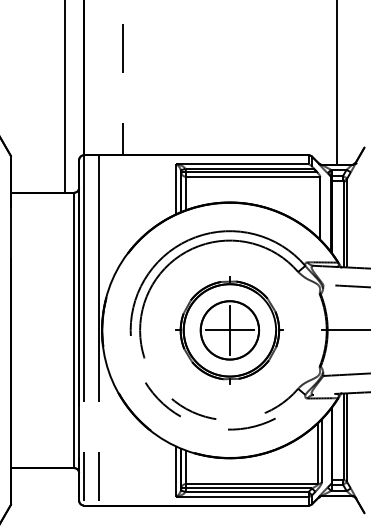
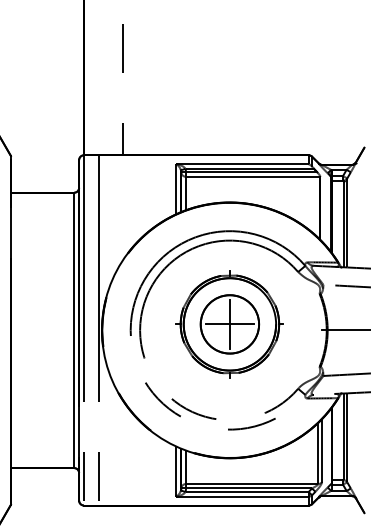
line: present -> none (336, 83)
line: present -> none (64, 97)
part position: (229, 330) -> (229, 324) (229, 324)
